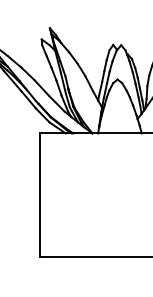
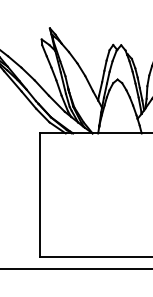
line: none -> present (75, 268)
